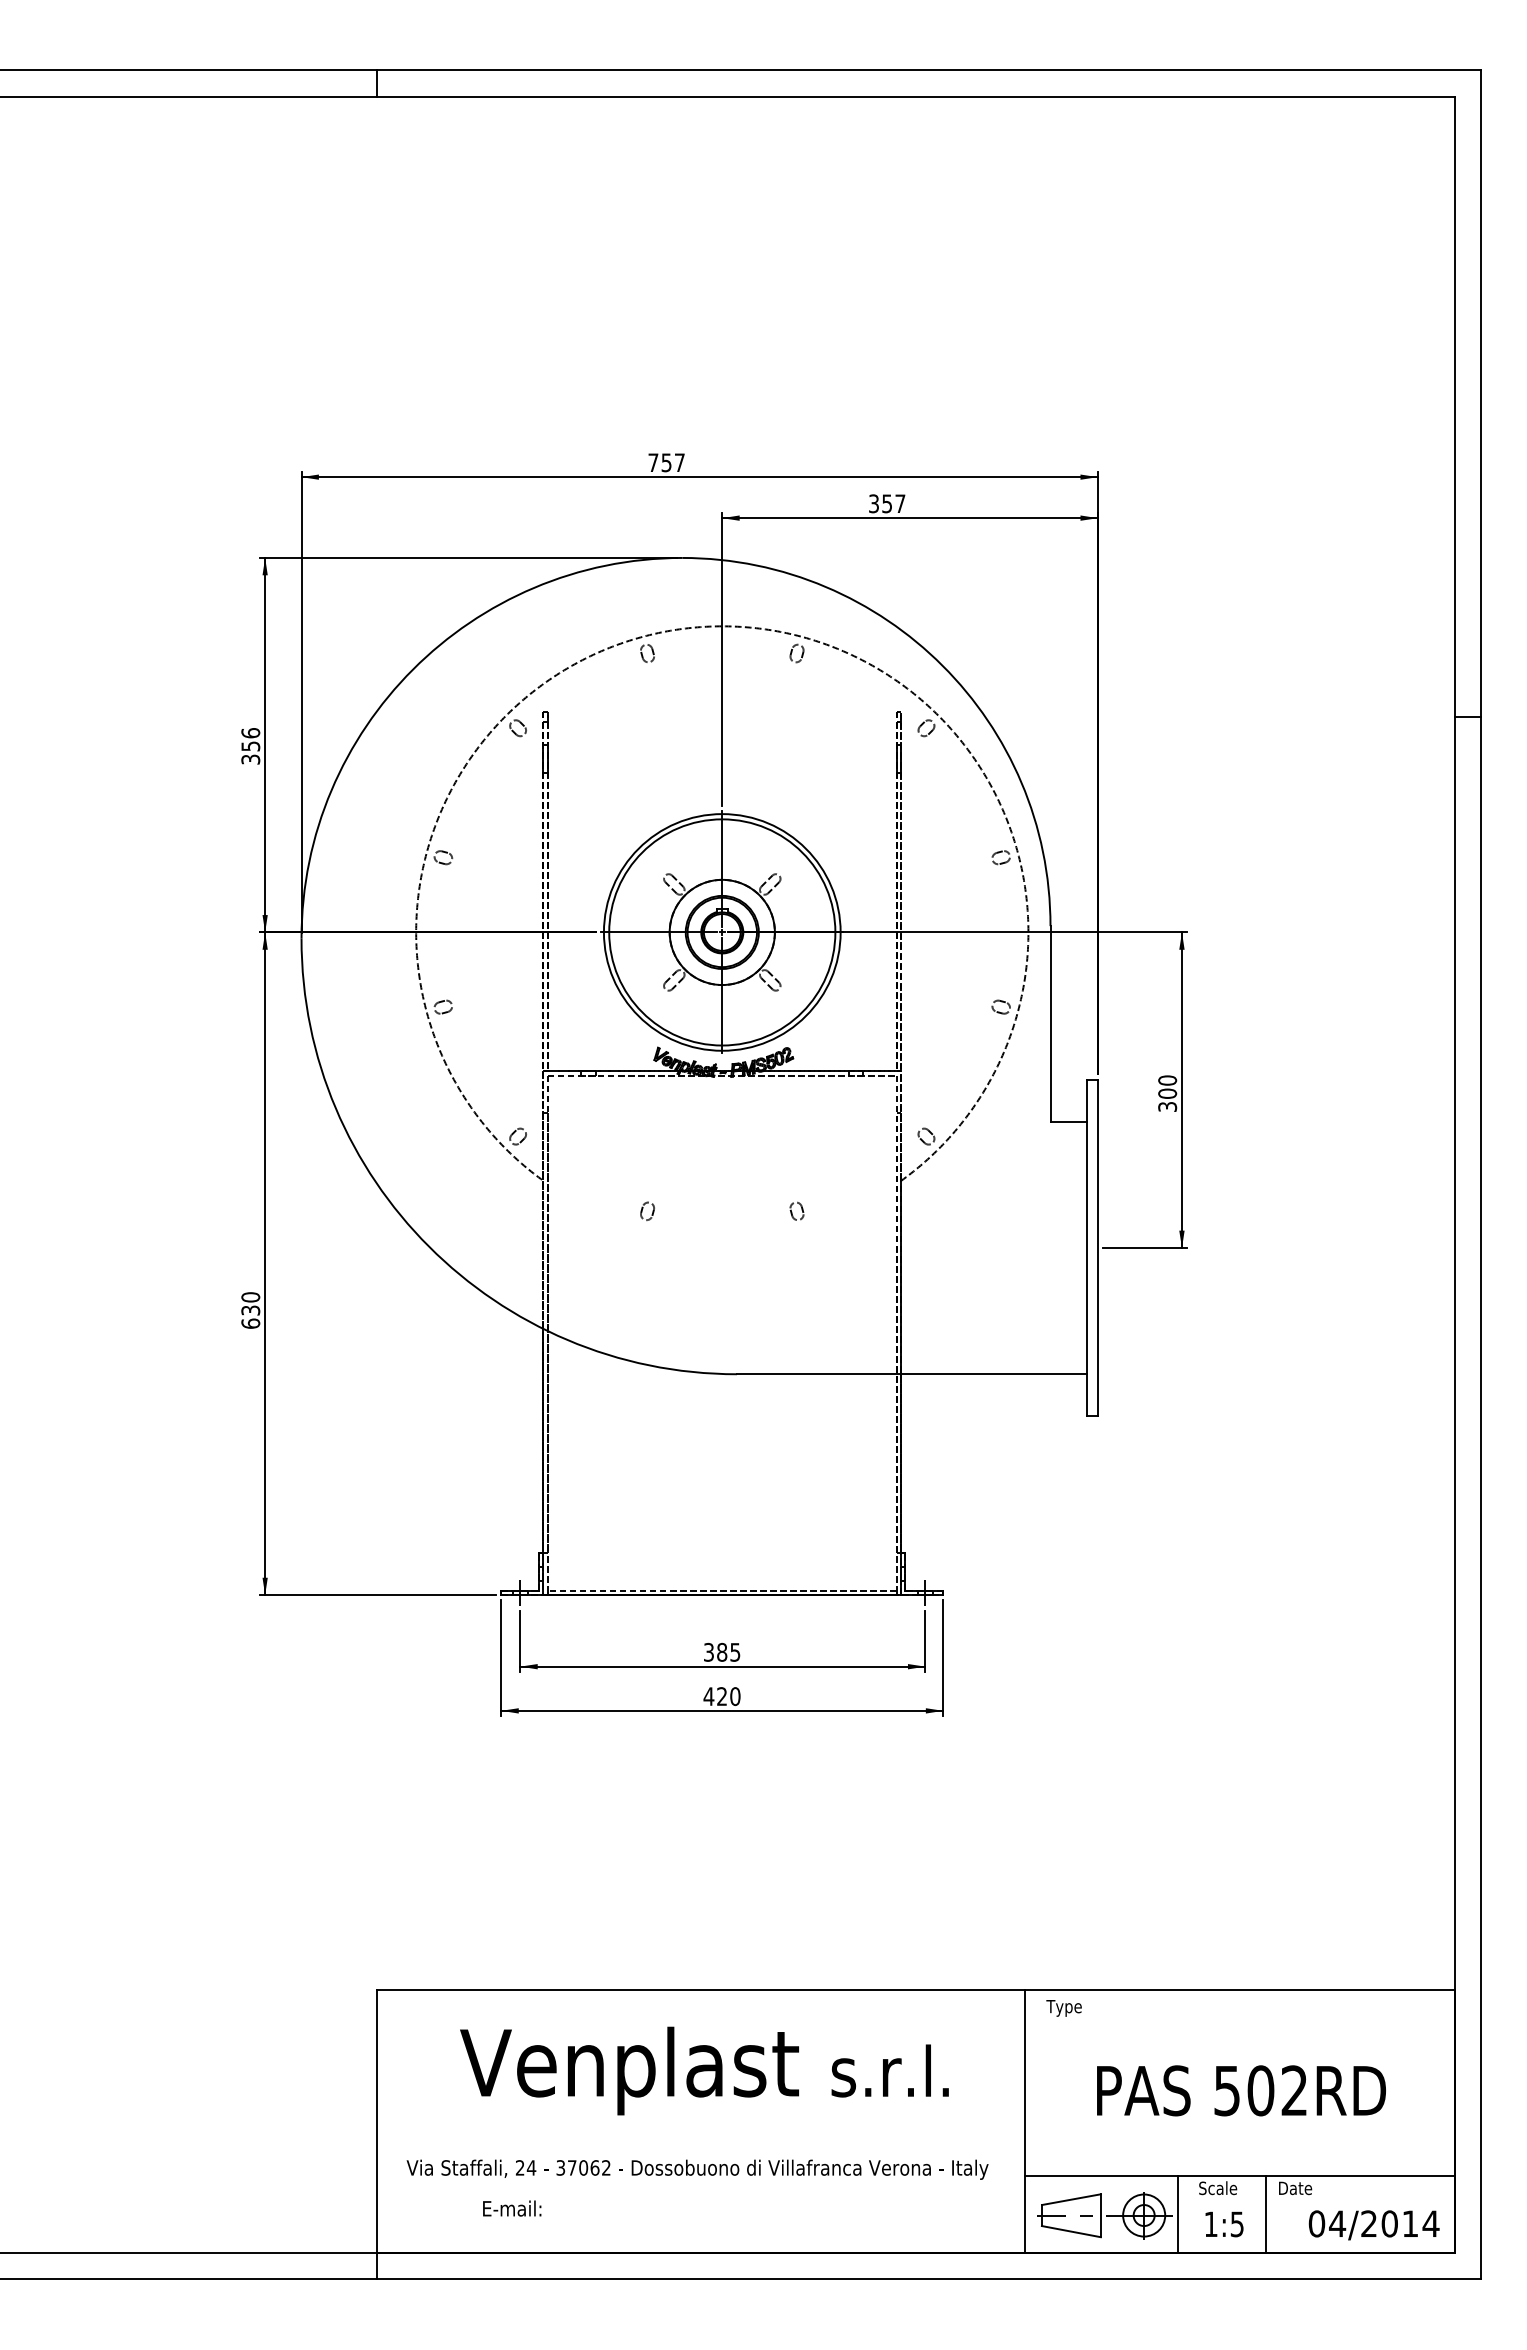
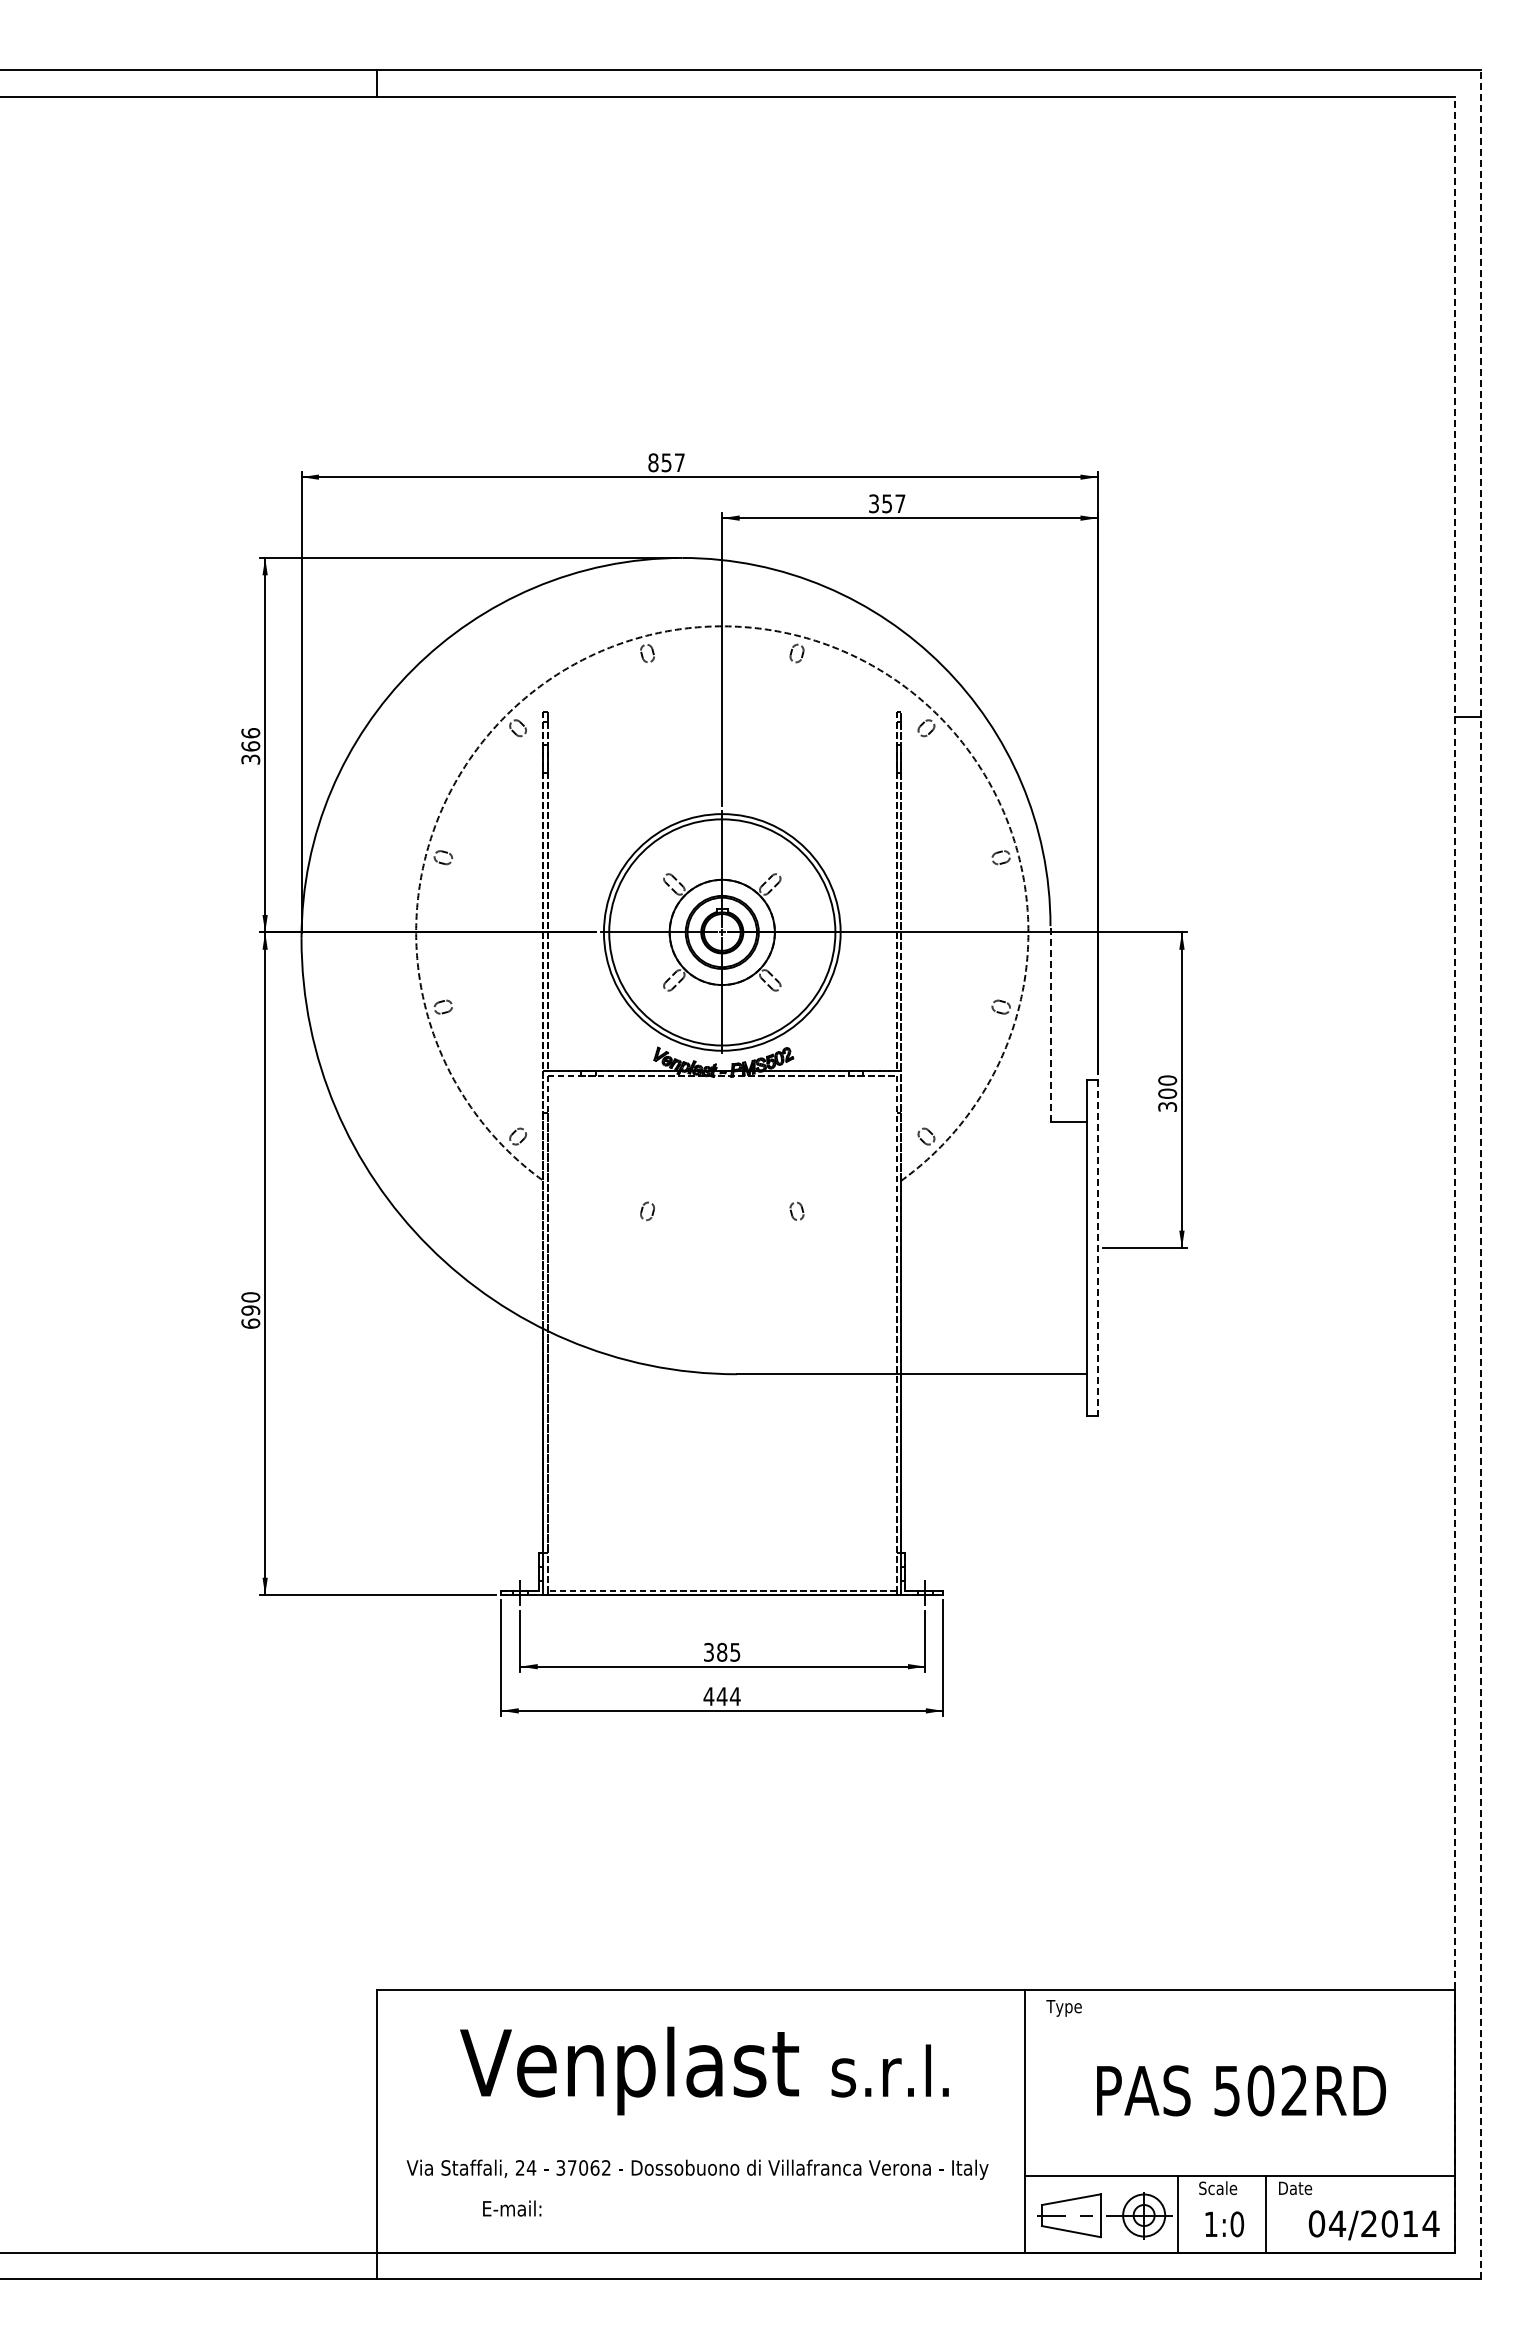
text: 757 -> 857 (653, 462)
text: 356 -> 366 (250, 746)
line: solid -> dashed (1050, 1023)
line: solid -> dashed (1454, 1174)
line: solid -> dashed (1481, 1174)
line: solid -> dashed (1097, 1248)
text: 630 -> 690 (250, 1310)
text: 420 -> 444 (728, 1696)
text: 1:5 -> 1:0 (1237, 2224)
